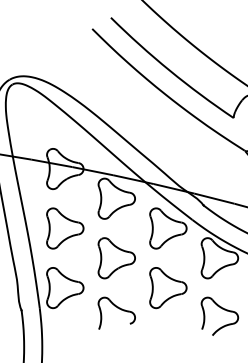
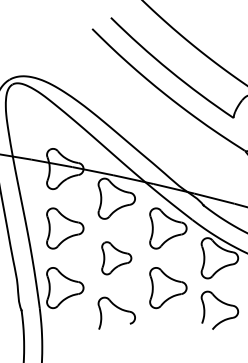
part size: 39x43 px -> 32x35 px (116, 258)
part position: (222, 309) -> (222, 303) (222, 303)
